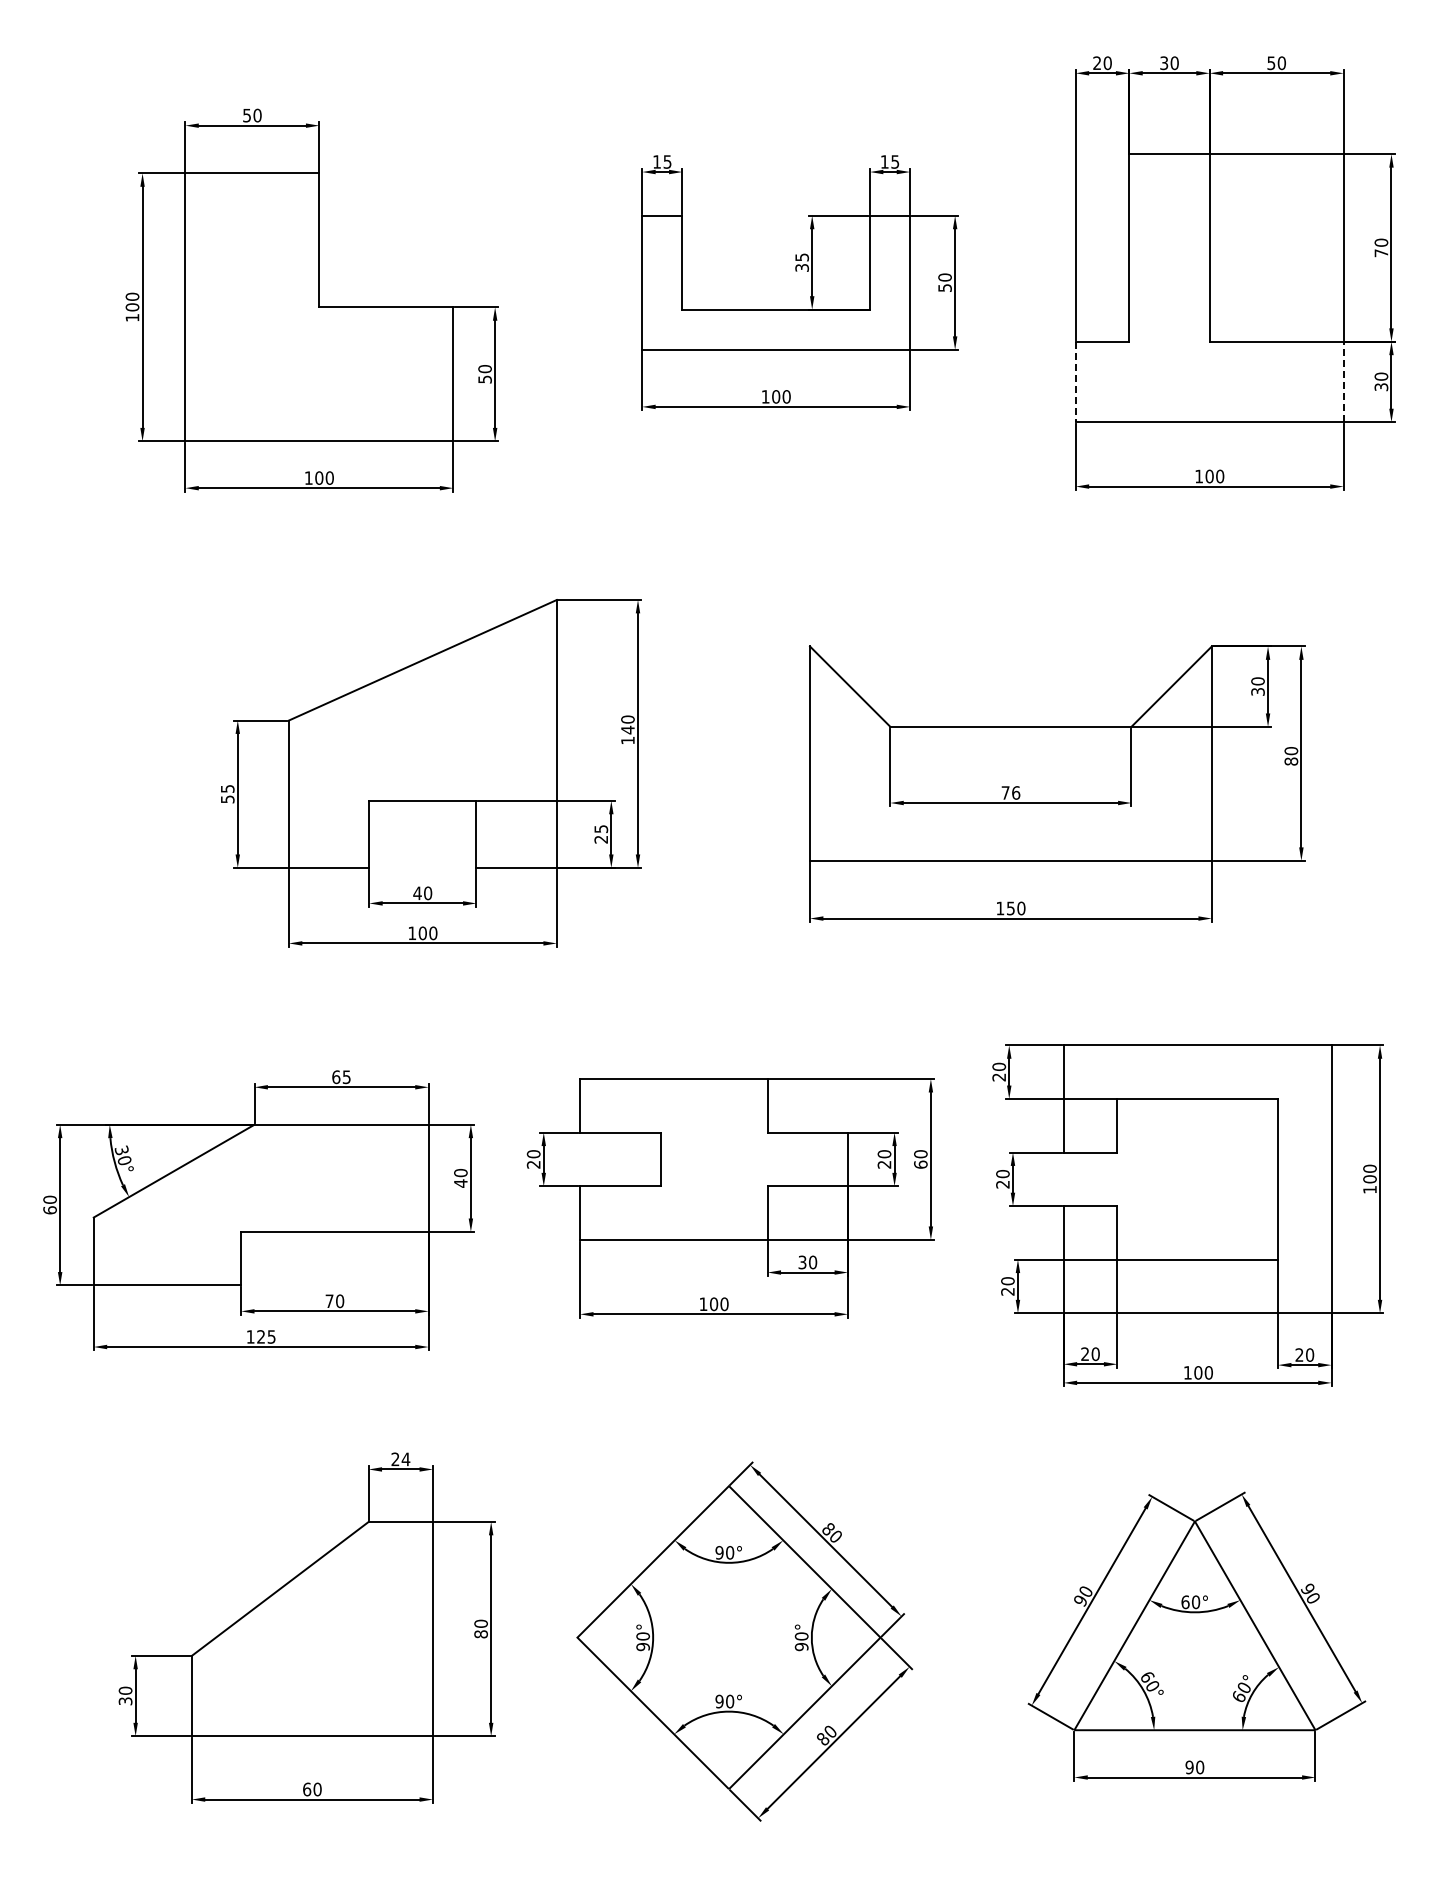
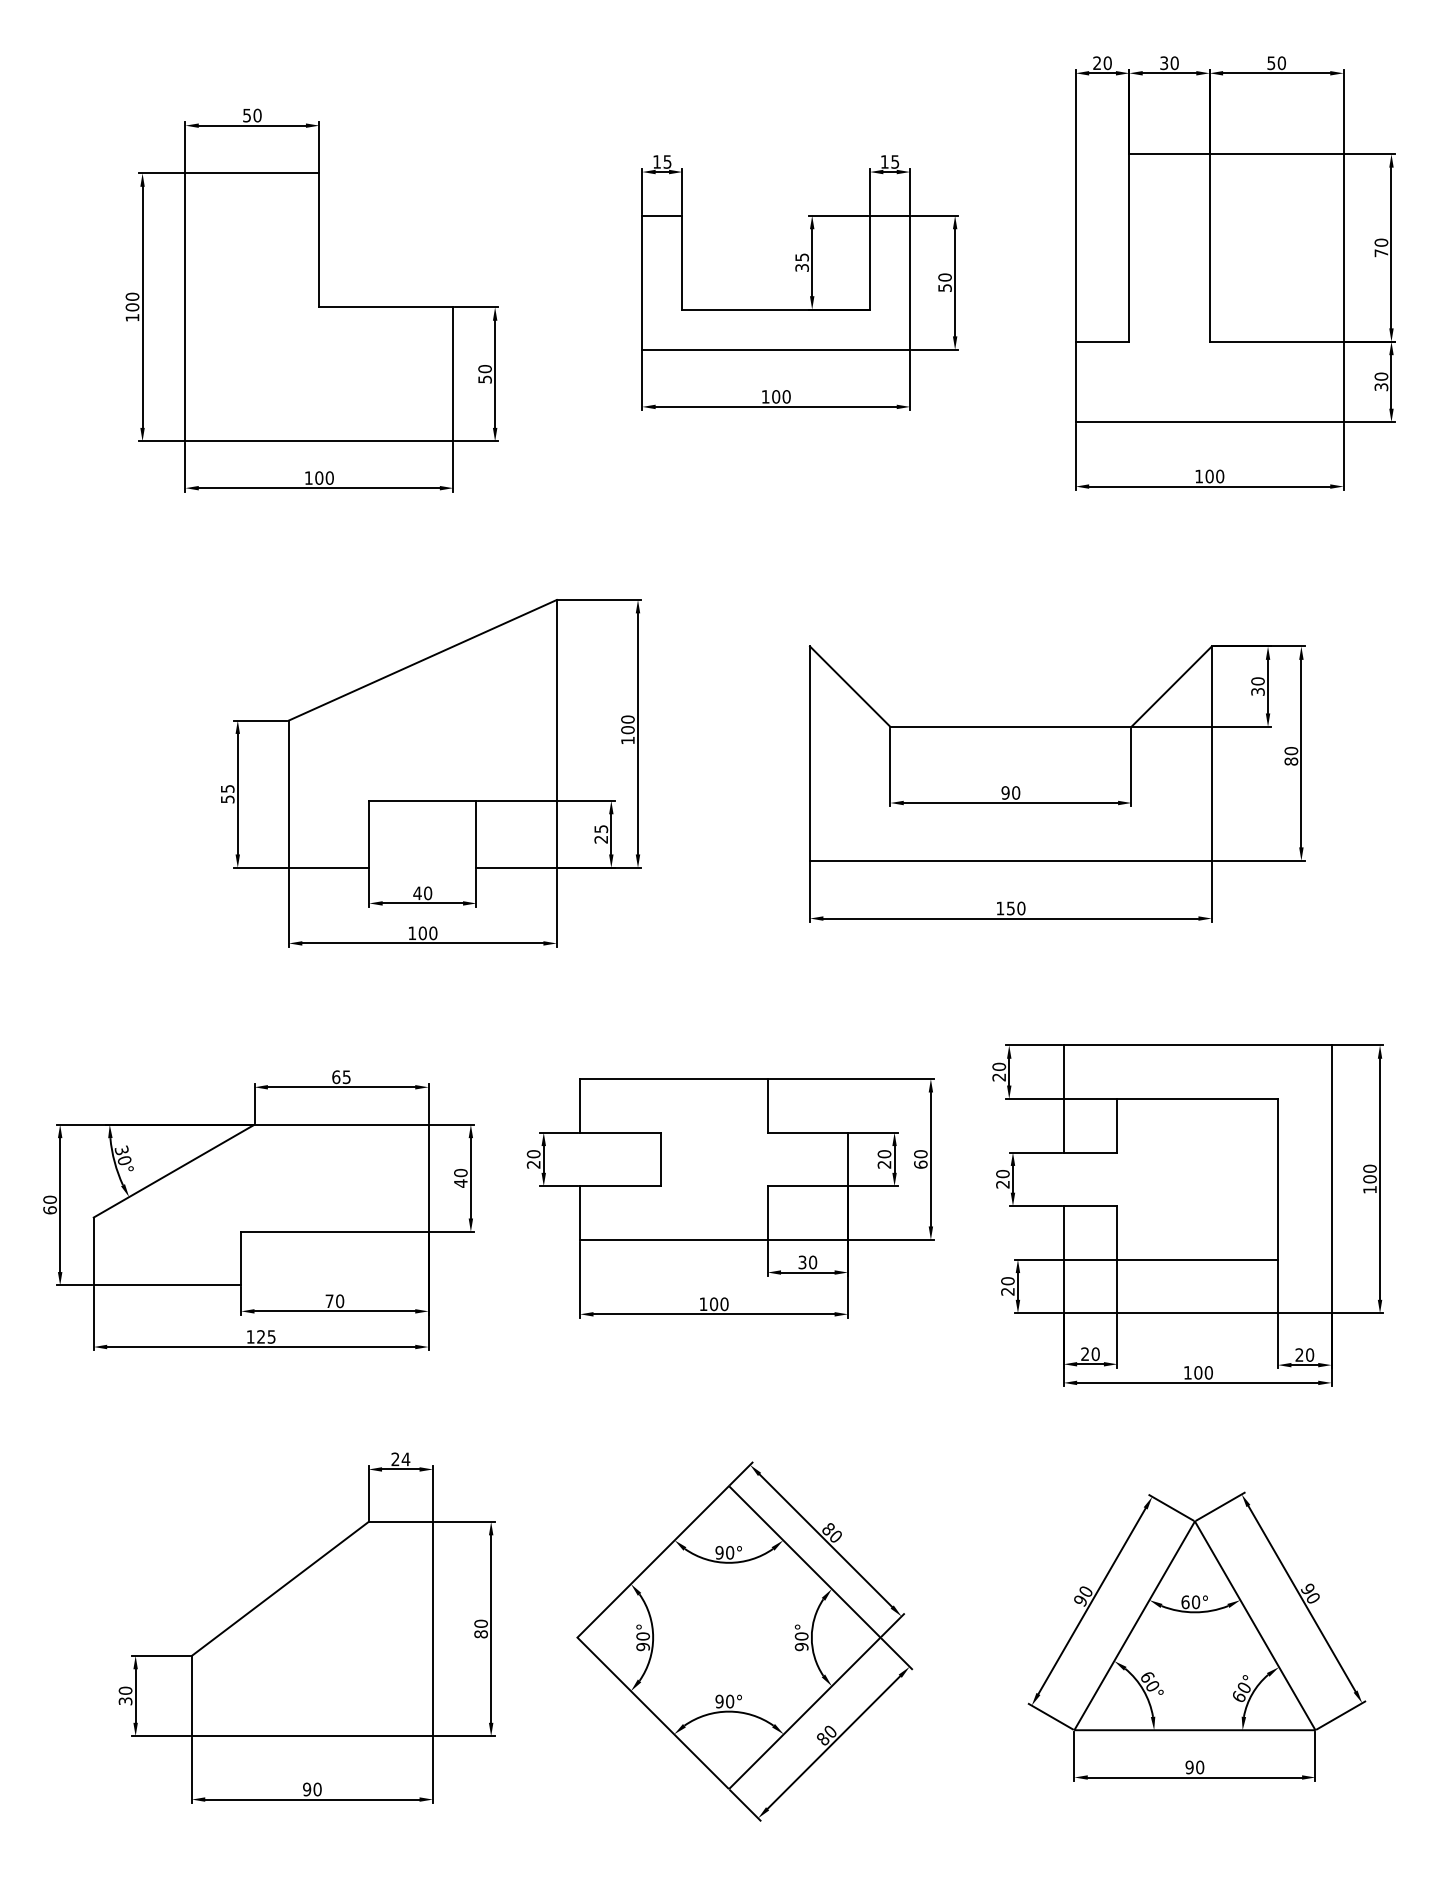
line: dashed -> solid (1343, 381)
line: dashed -> solid (1075, 382)
text: 140 -> 100 (627, 729)
text: 76 -> 90 (1010, 792)
text: 60 -> 90 (307, 1789)
